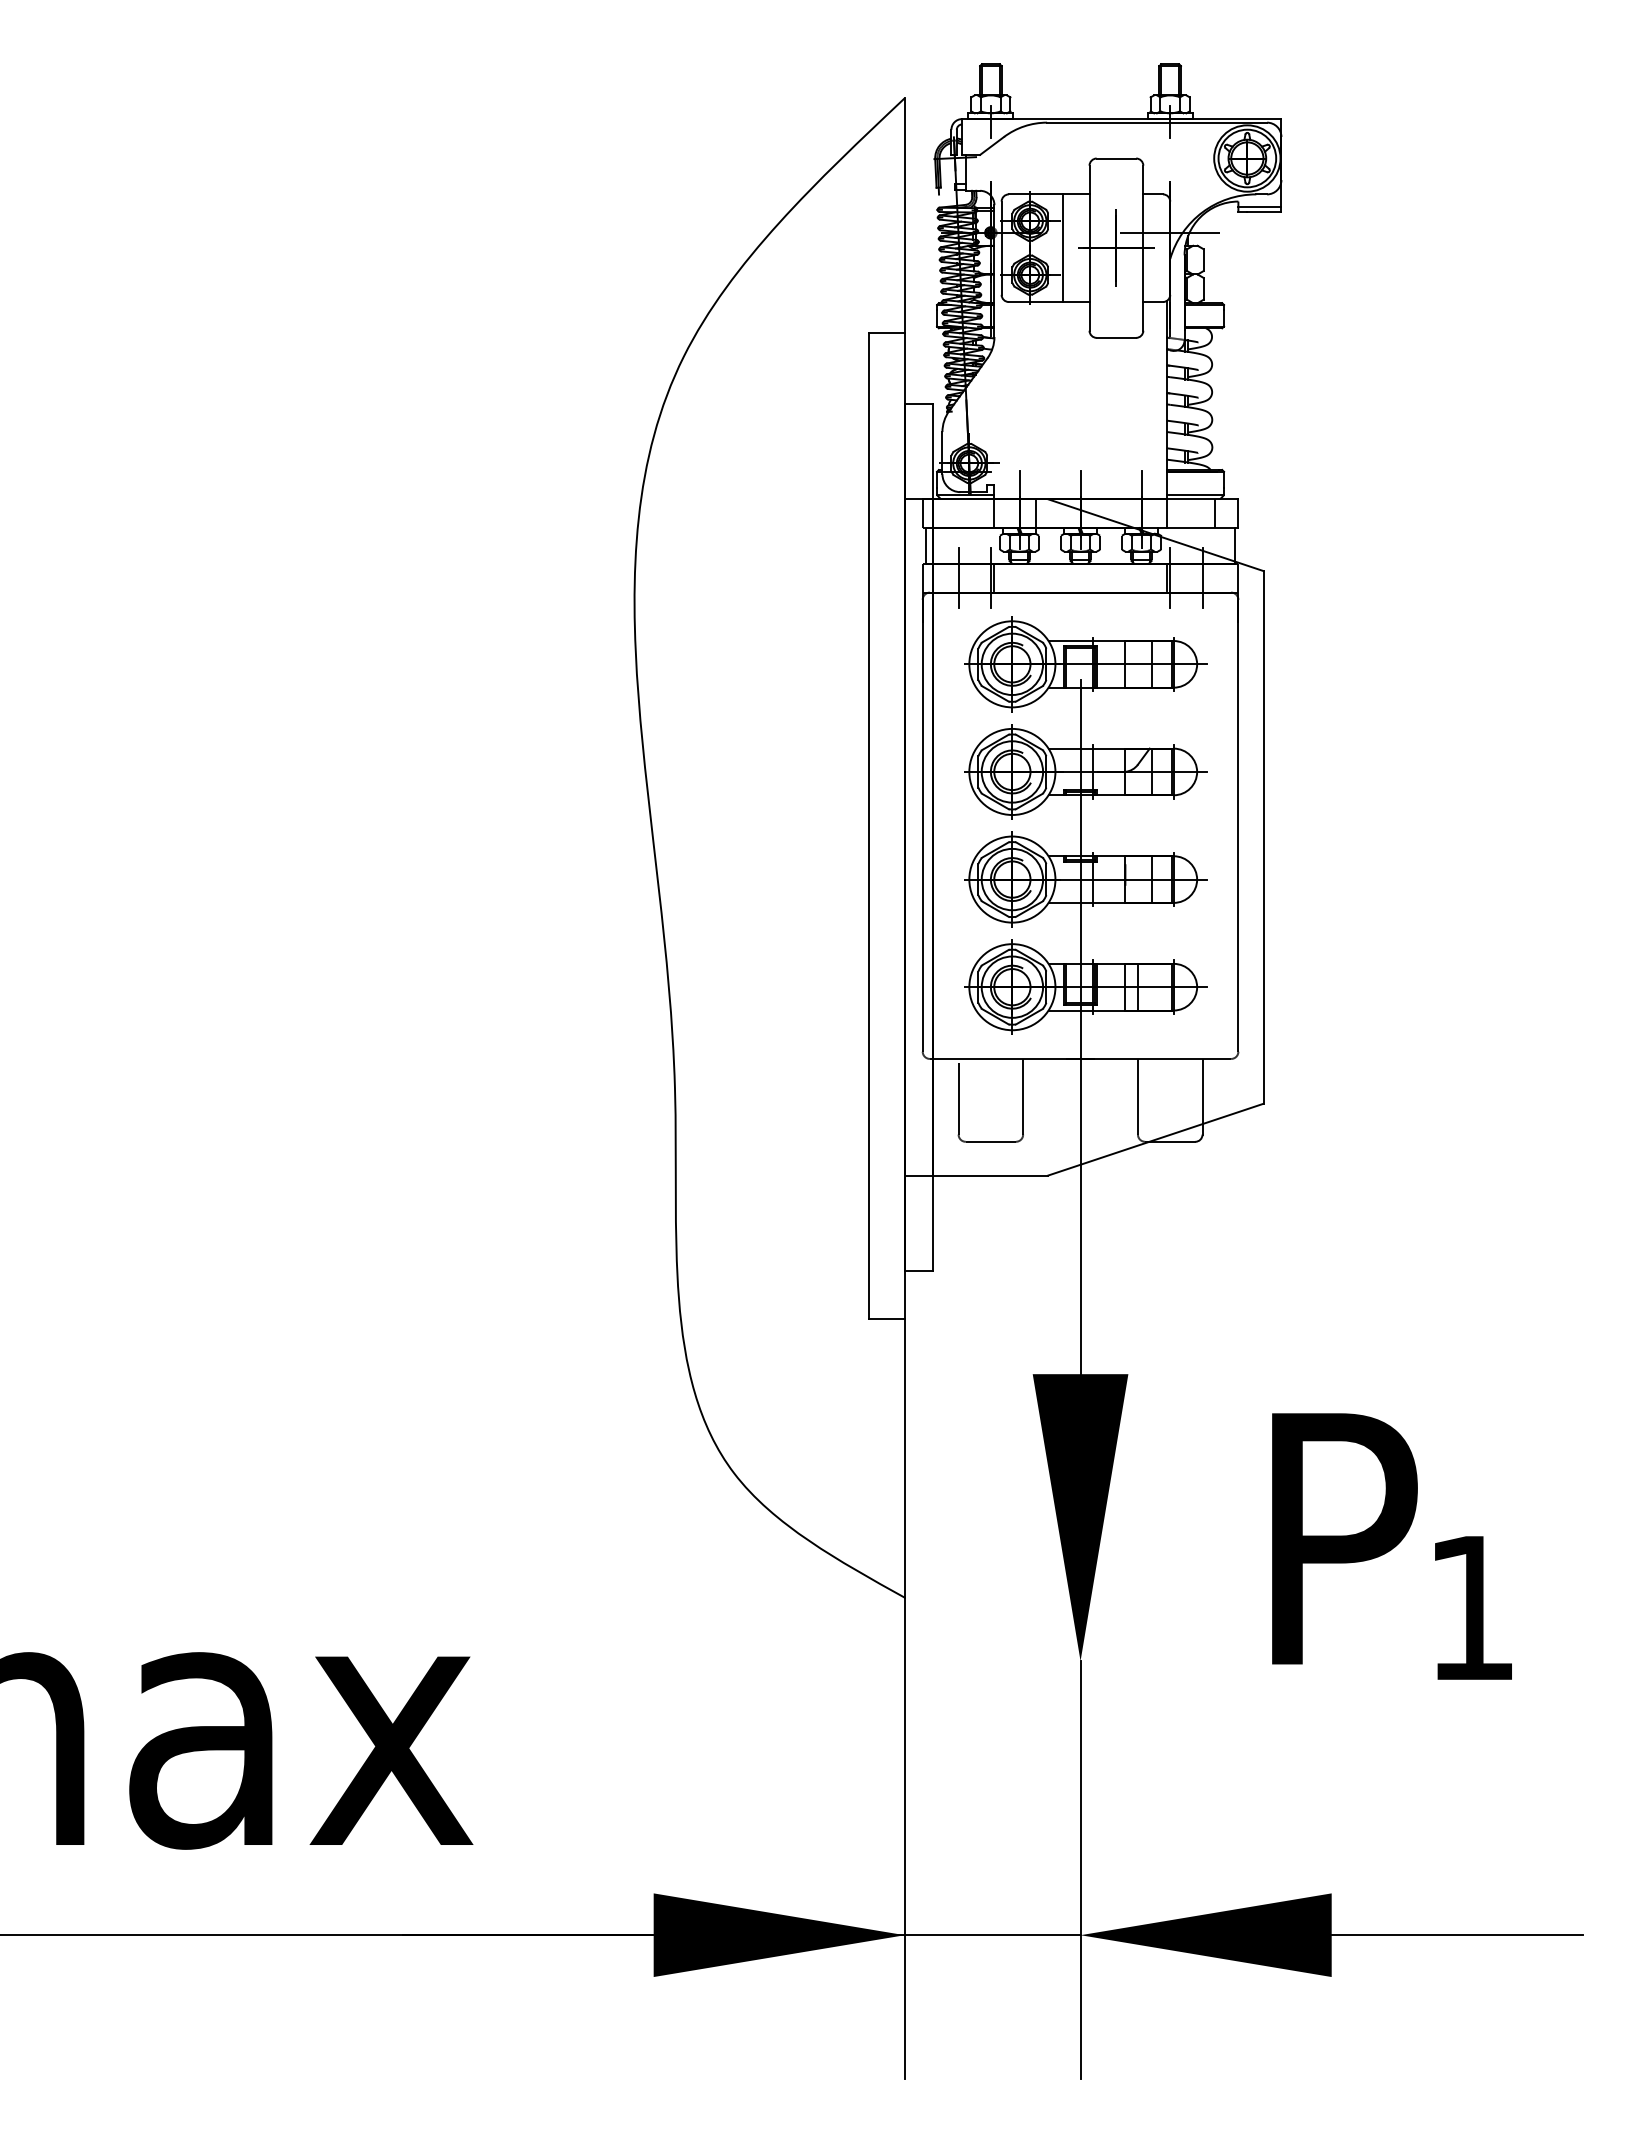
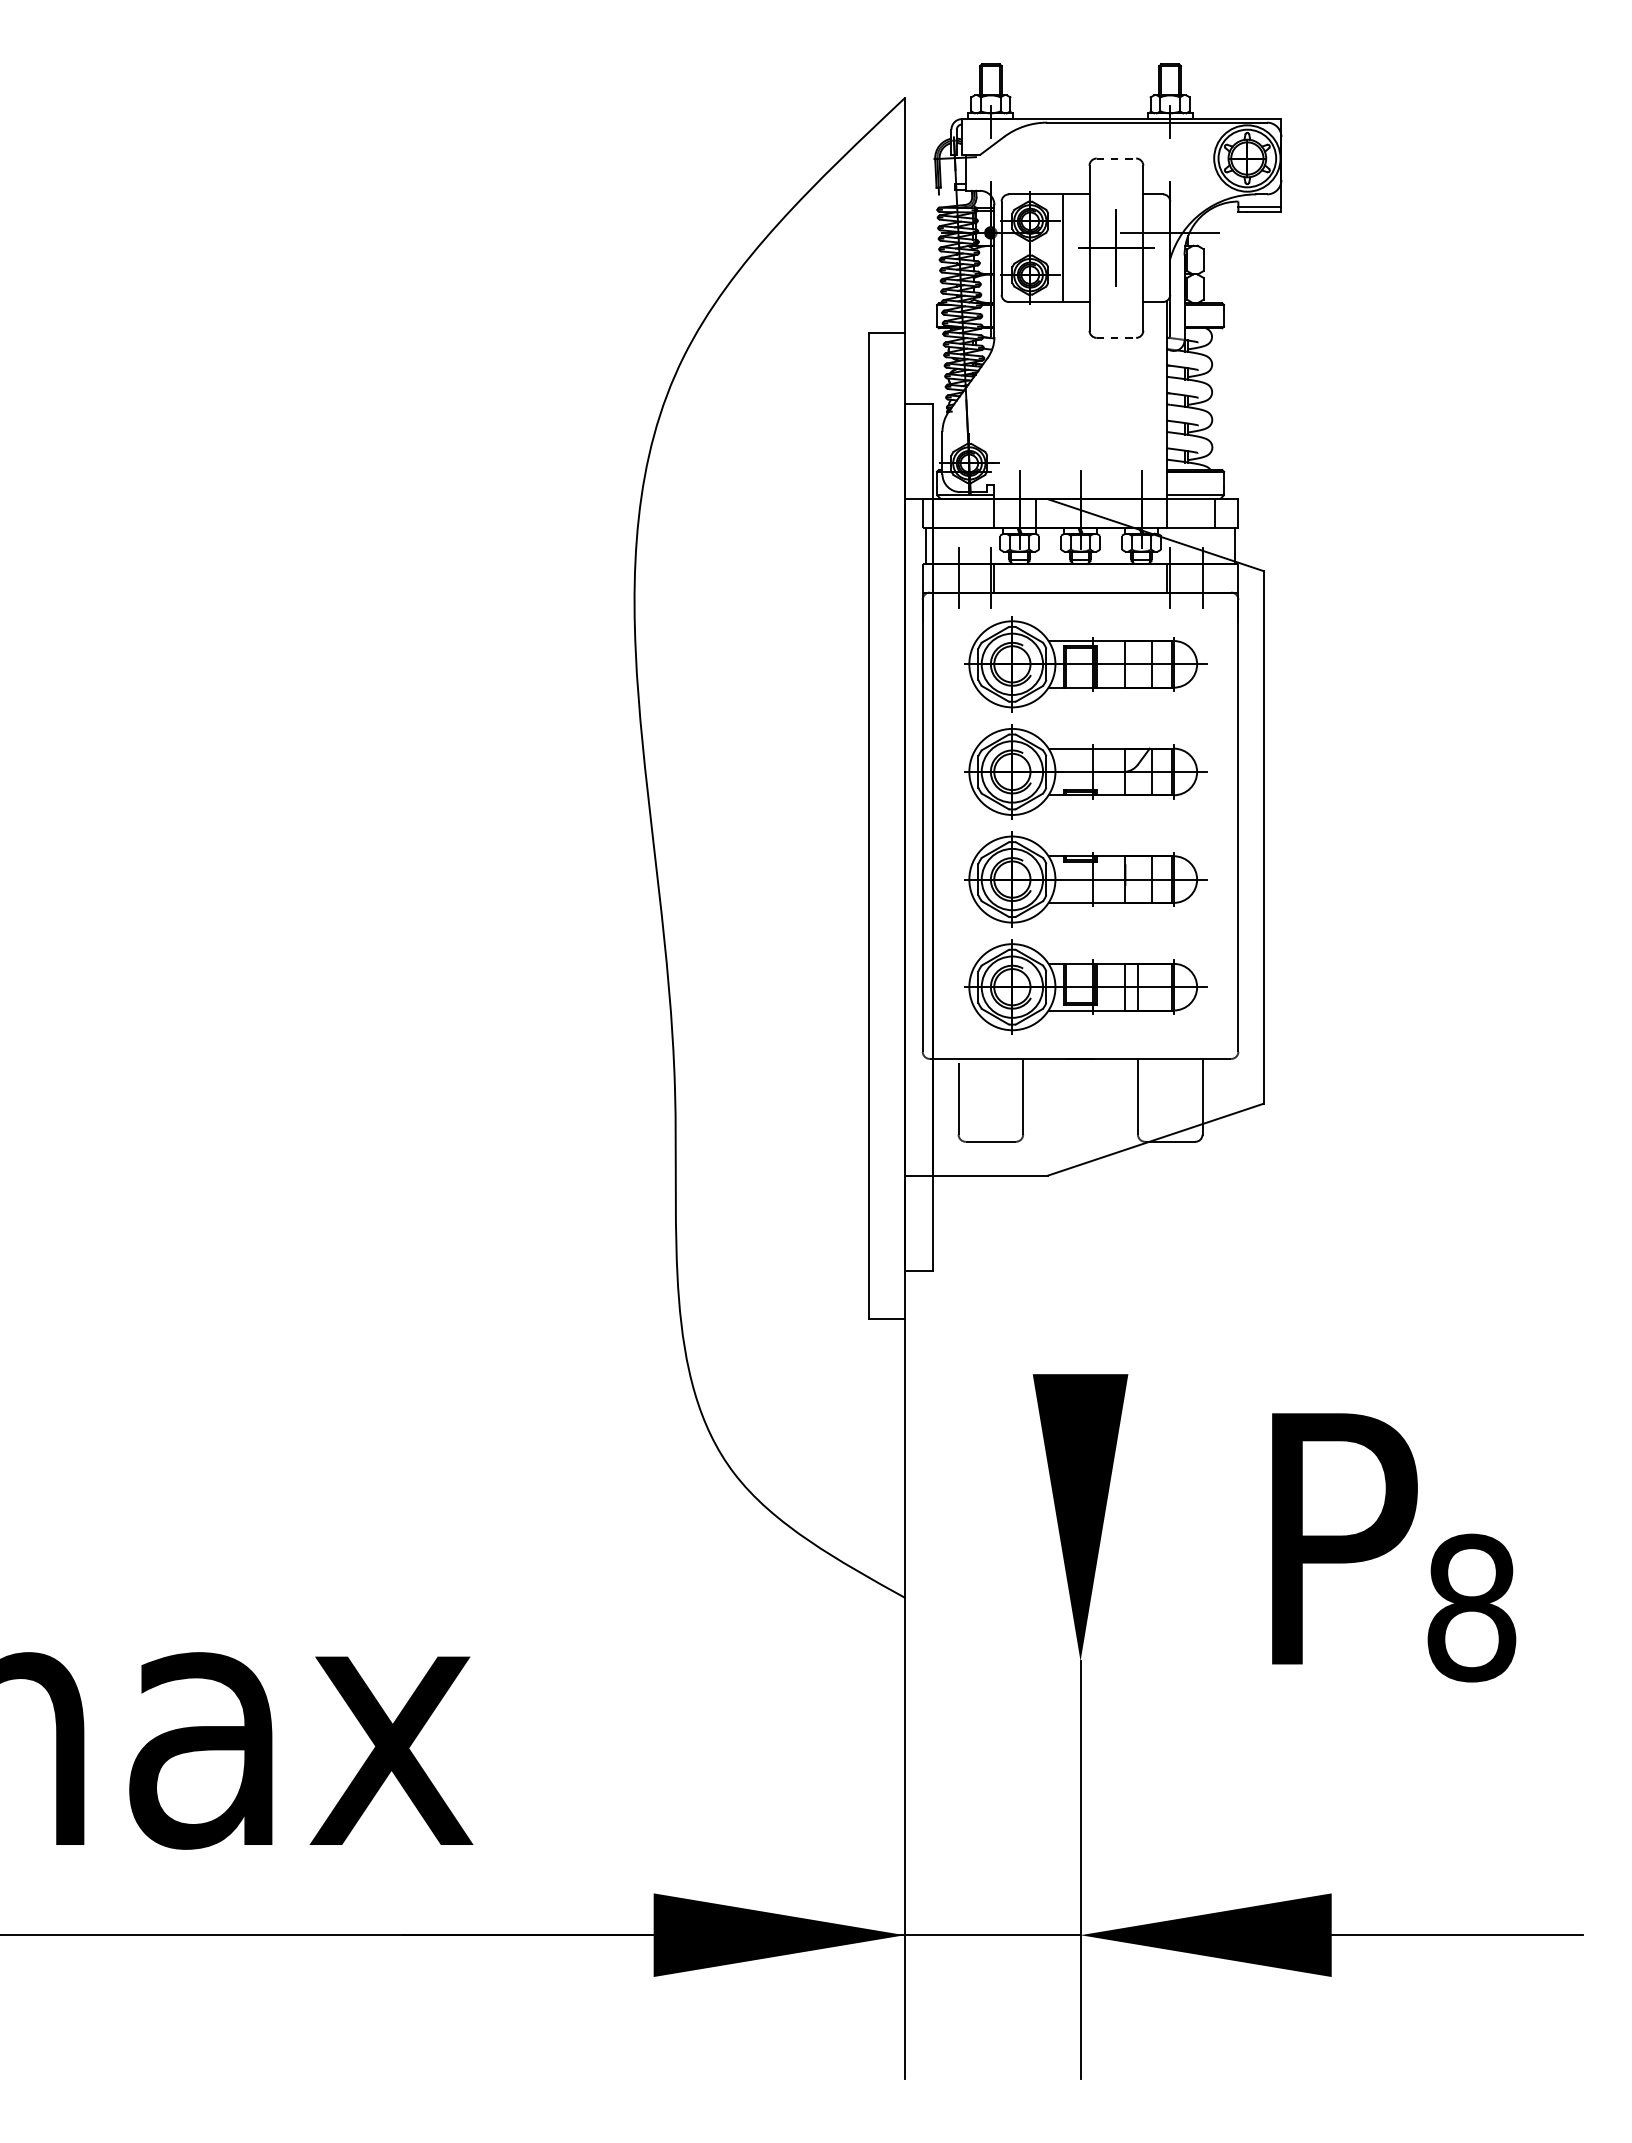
line: solid -> dashed (1116, 158)
line: solid -> dashed (1116, 337)
line: present -> none (1080, 1026)
text: 1 -> 8 (1471, 1607)
